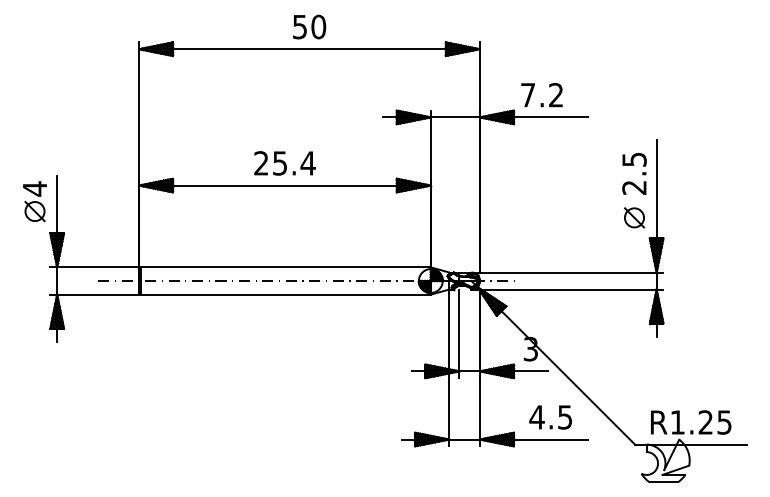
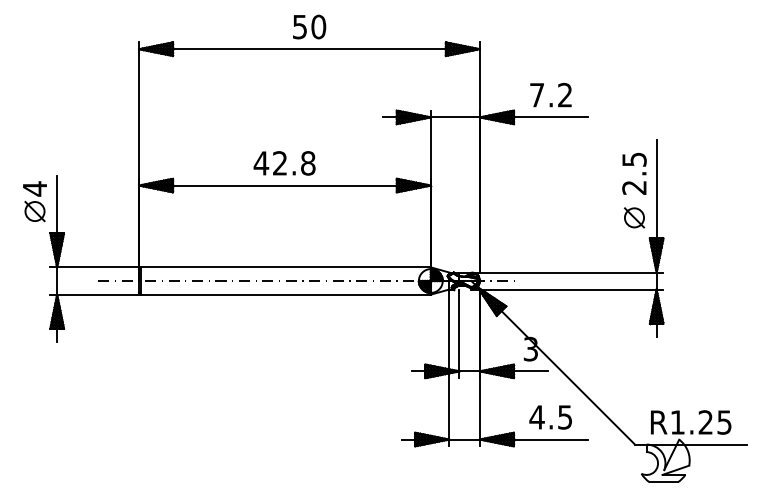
text position: (541, 95) -> (550, 95) (550, 95)
text: 25.4 -> 42.8 (284, 163)
